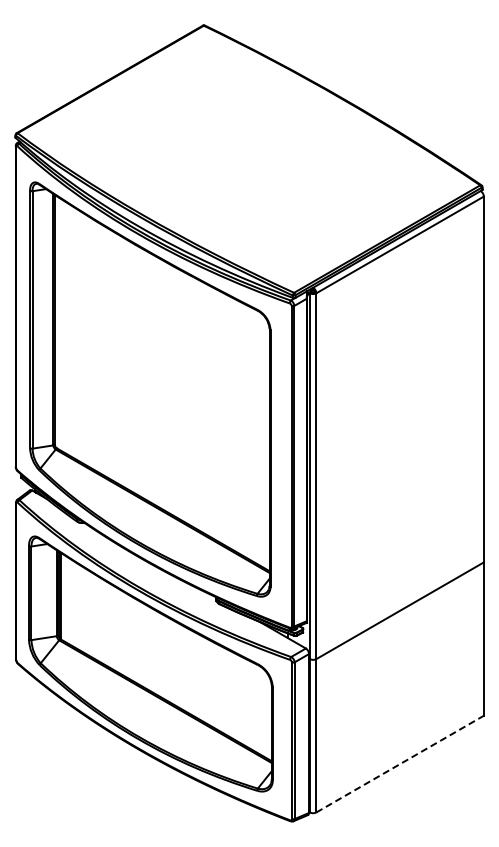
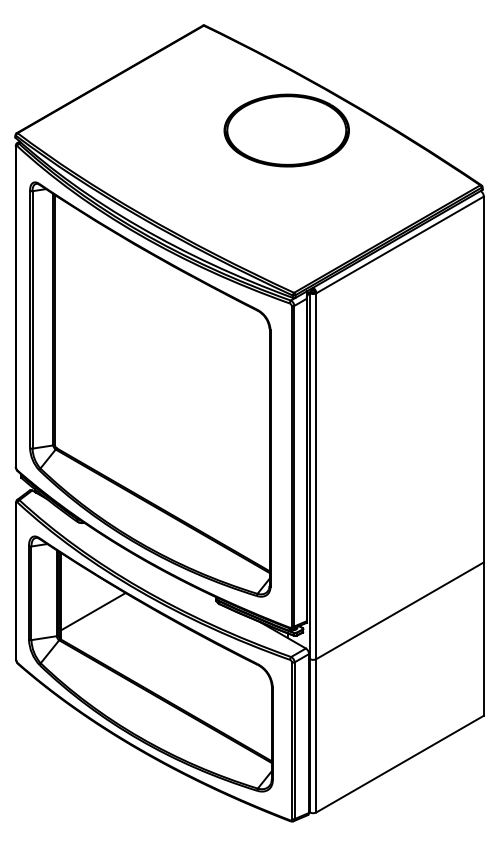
part: none -> present (286, 130)
line: none -> present (93, 611)
line: dashed -> solid (400, 764)
